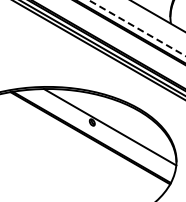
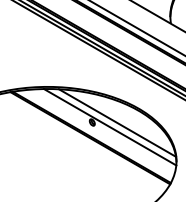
line: dashed -> solid (136, 27)
line: none -> present (117, 122)
